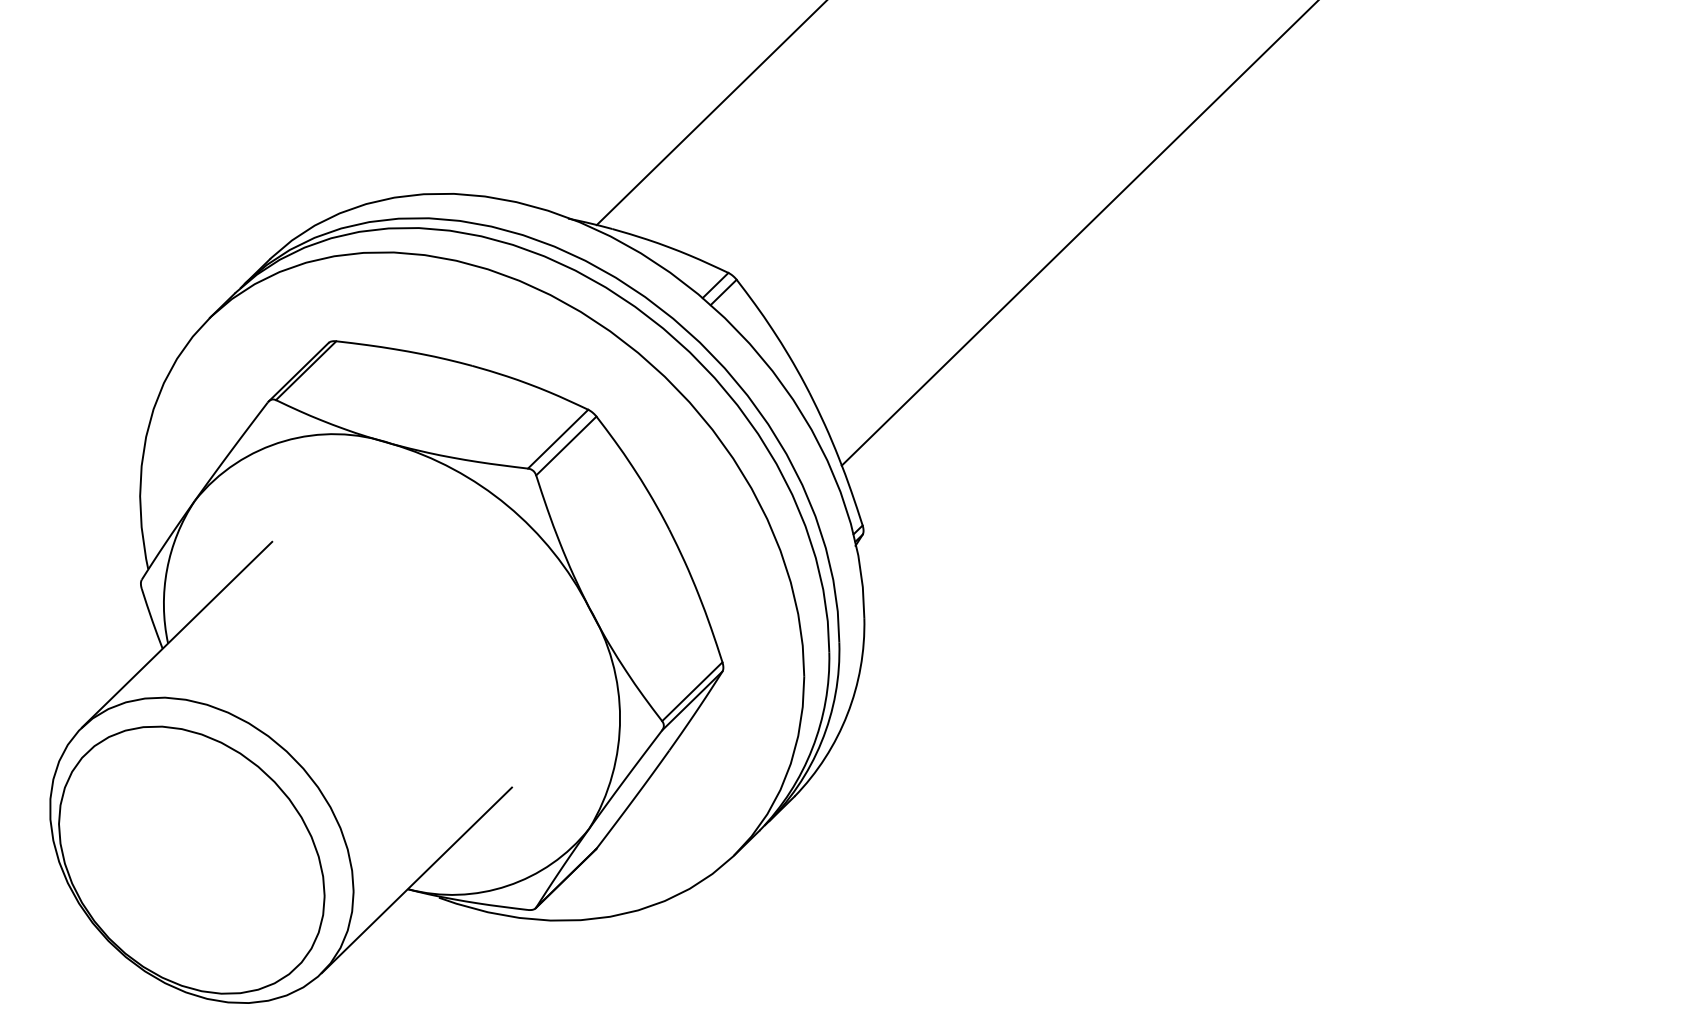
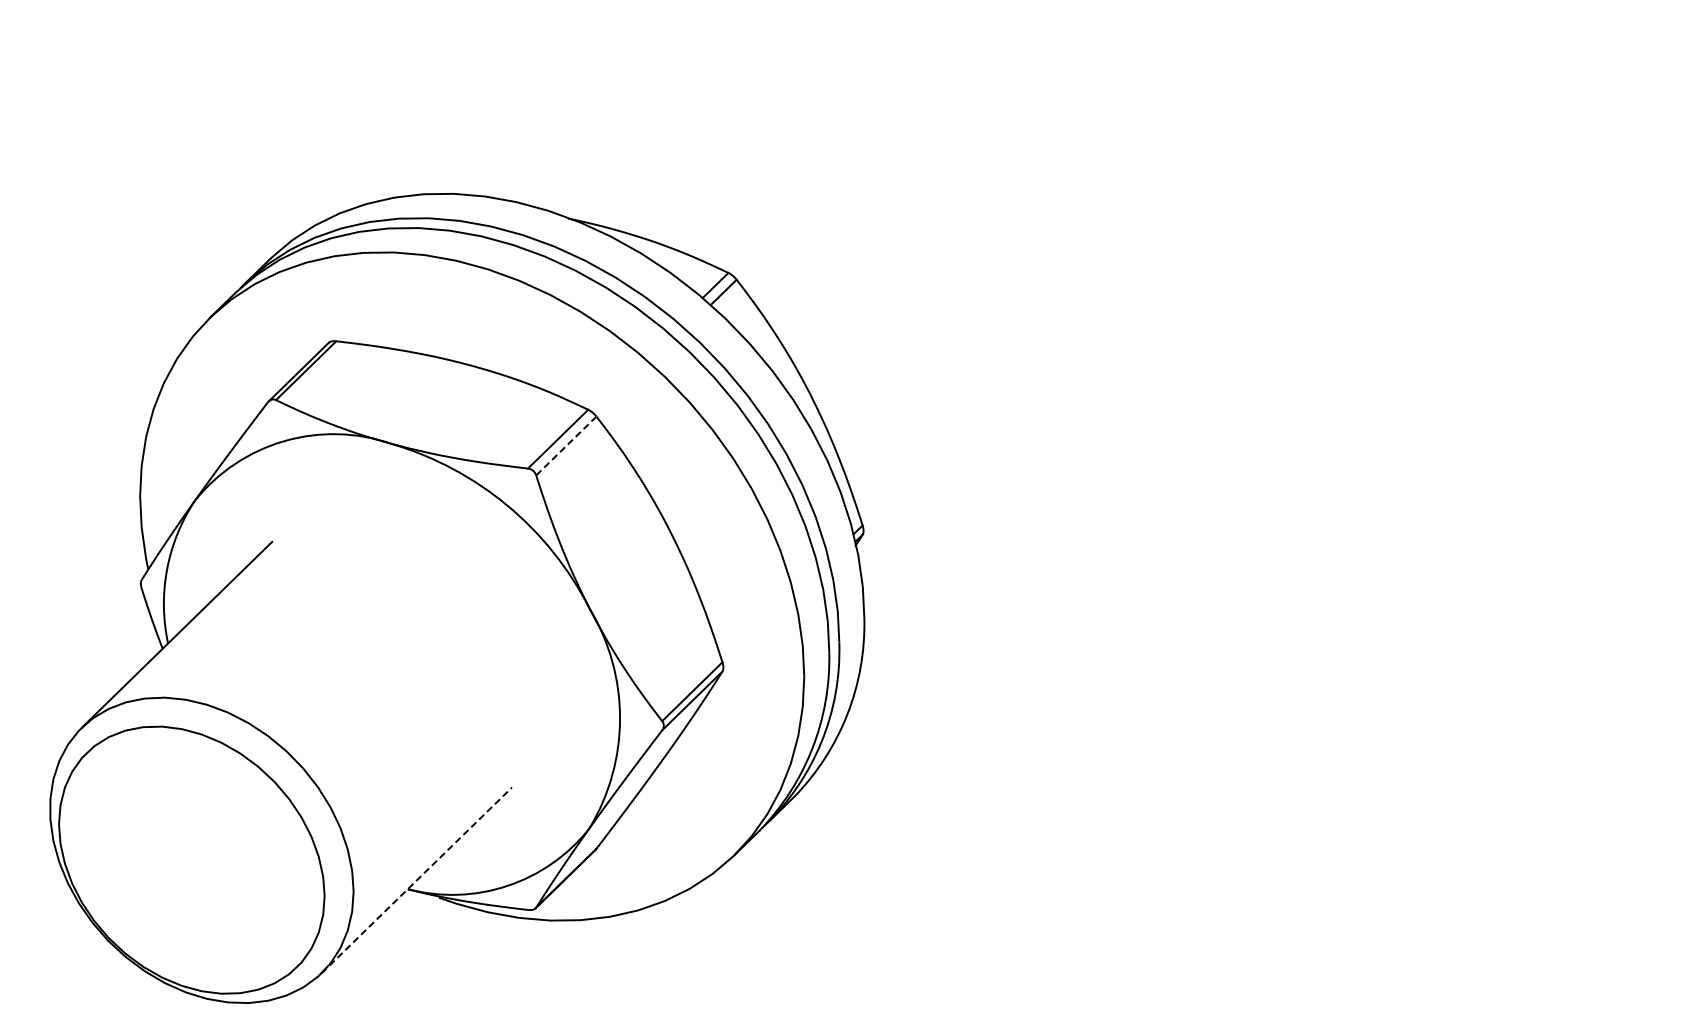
line: present -> none (710, 113)
line: present -> none (1078, 233)
line: solid -> dashed (566, 446)
line: solid -> dashed (416, 880)
